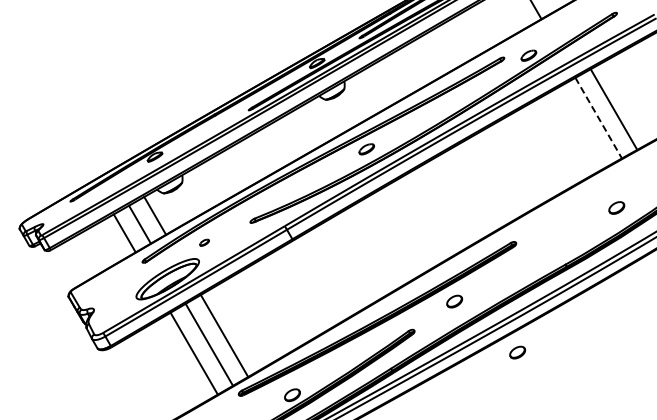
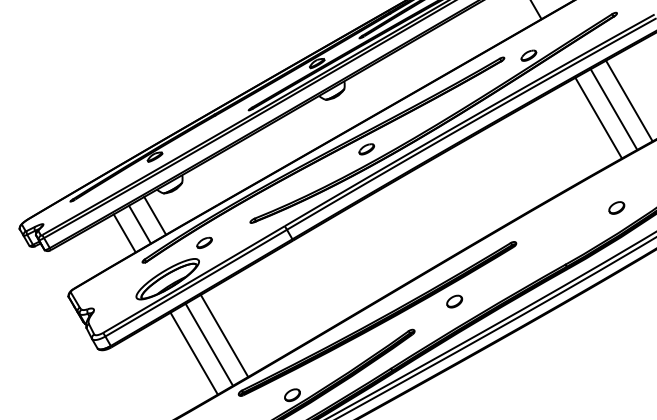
line: none -> present (628, 100)
line: dashed -> solid (598, 118)
part size: 11x9 px -> 17x13 px (204, 242)
part: present -> none (517, 352)
